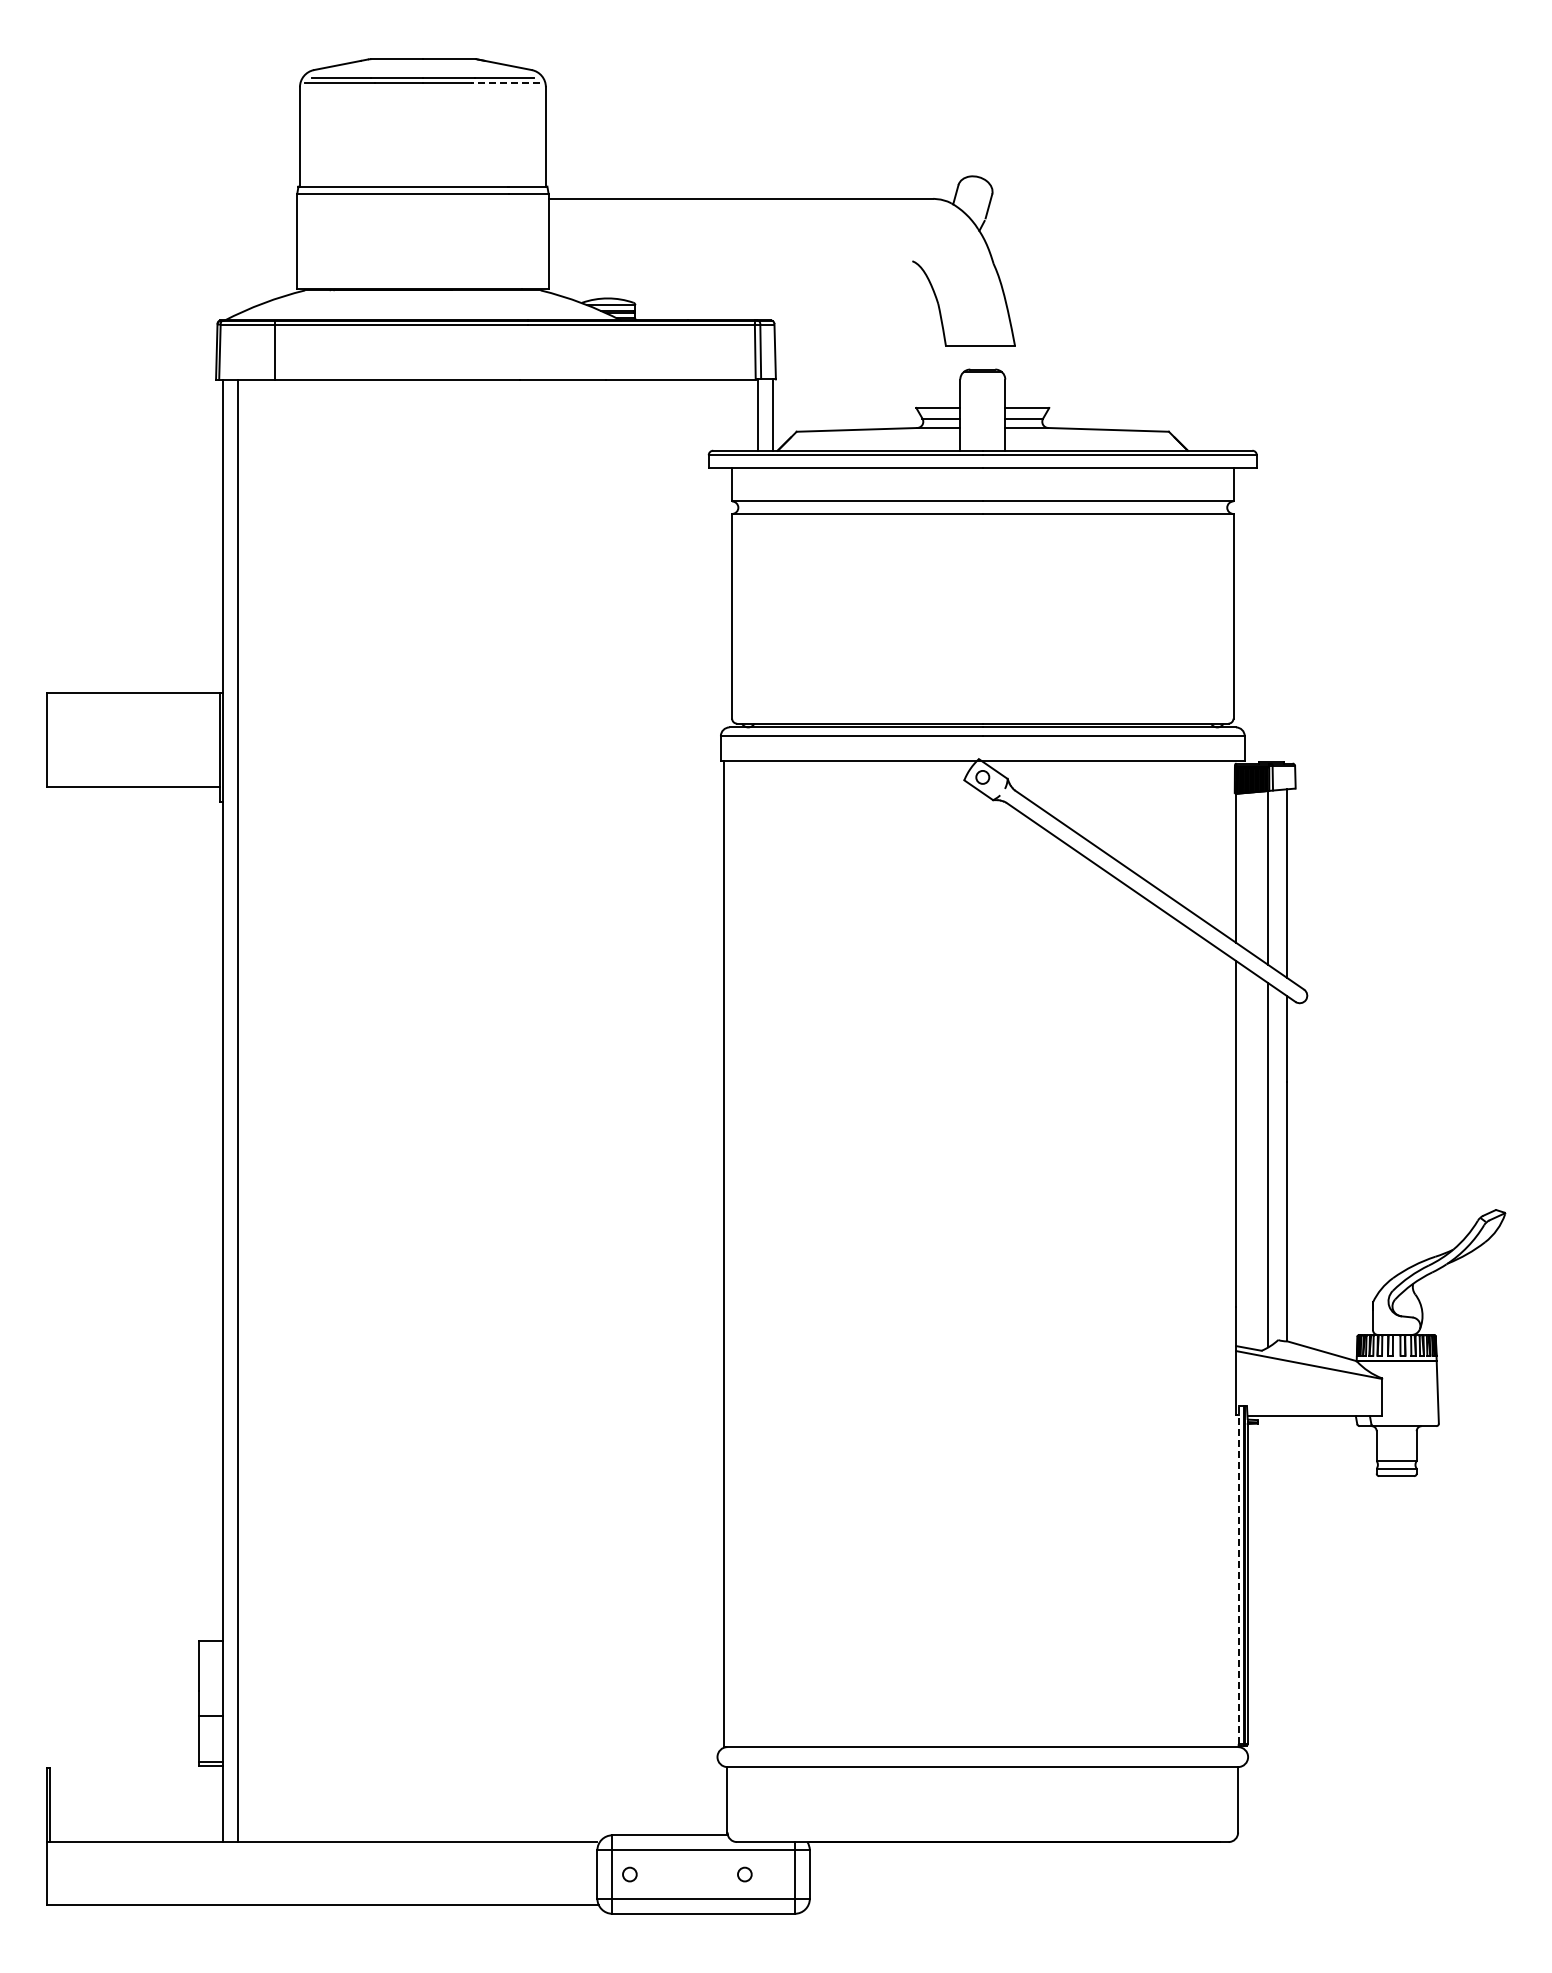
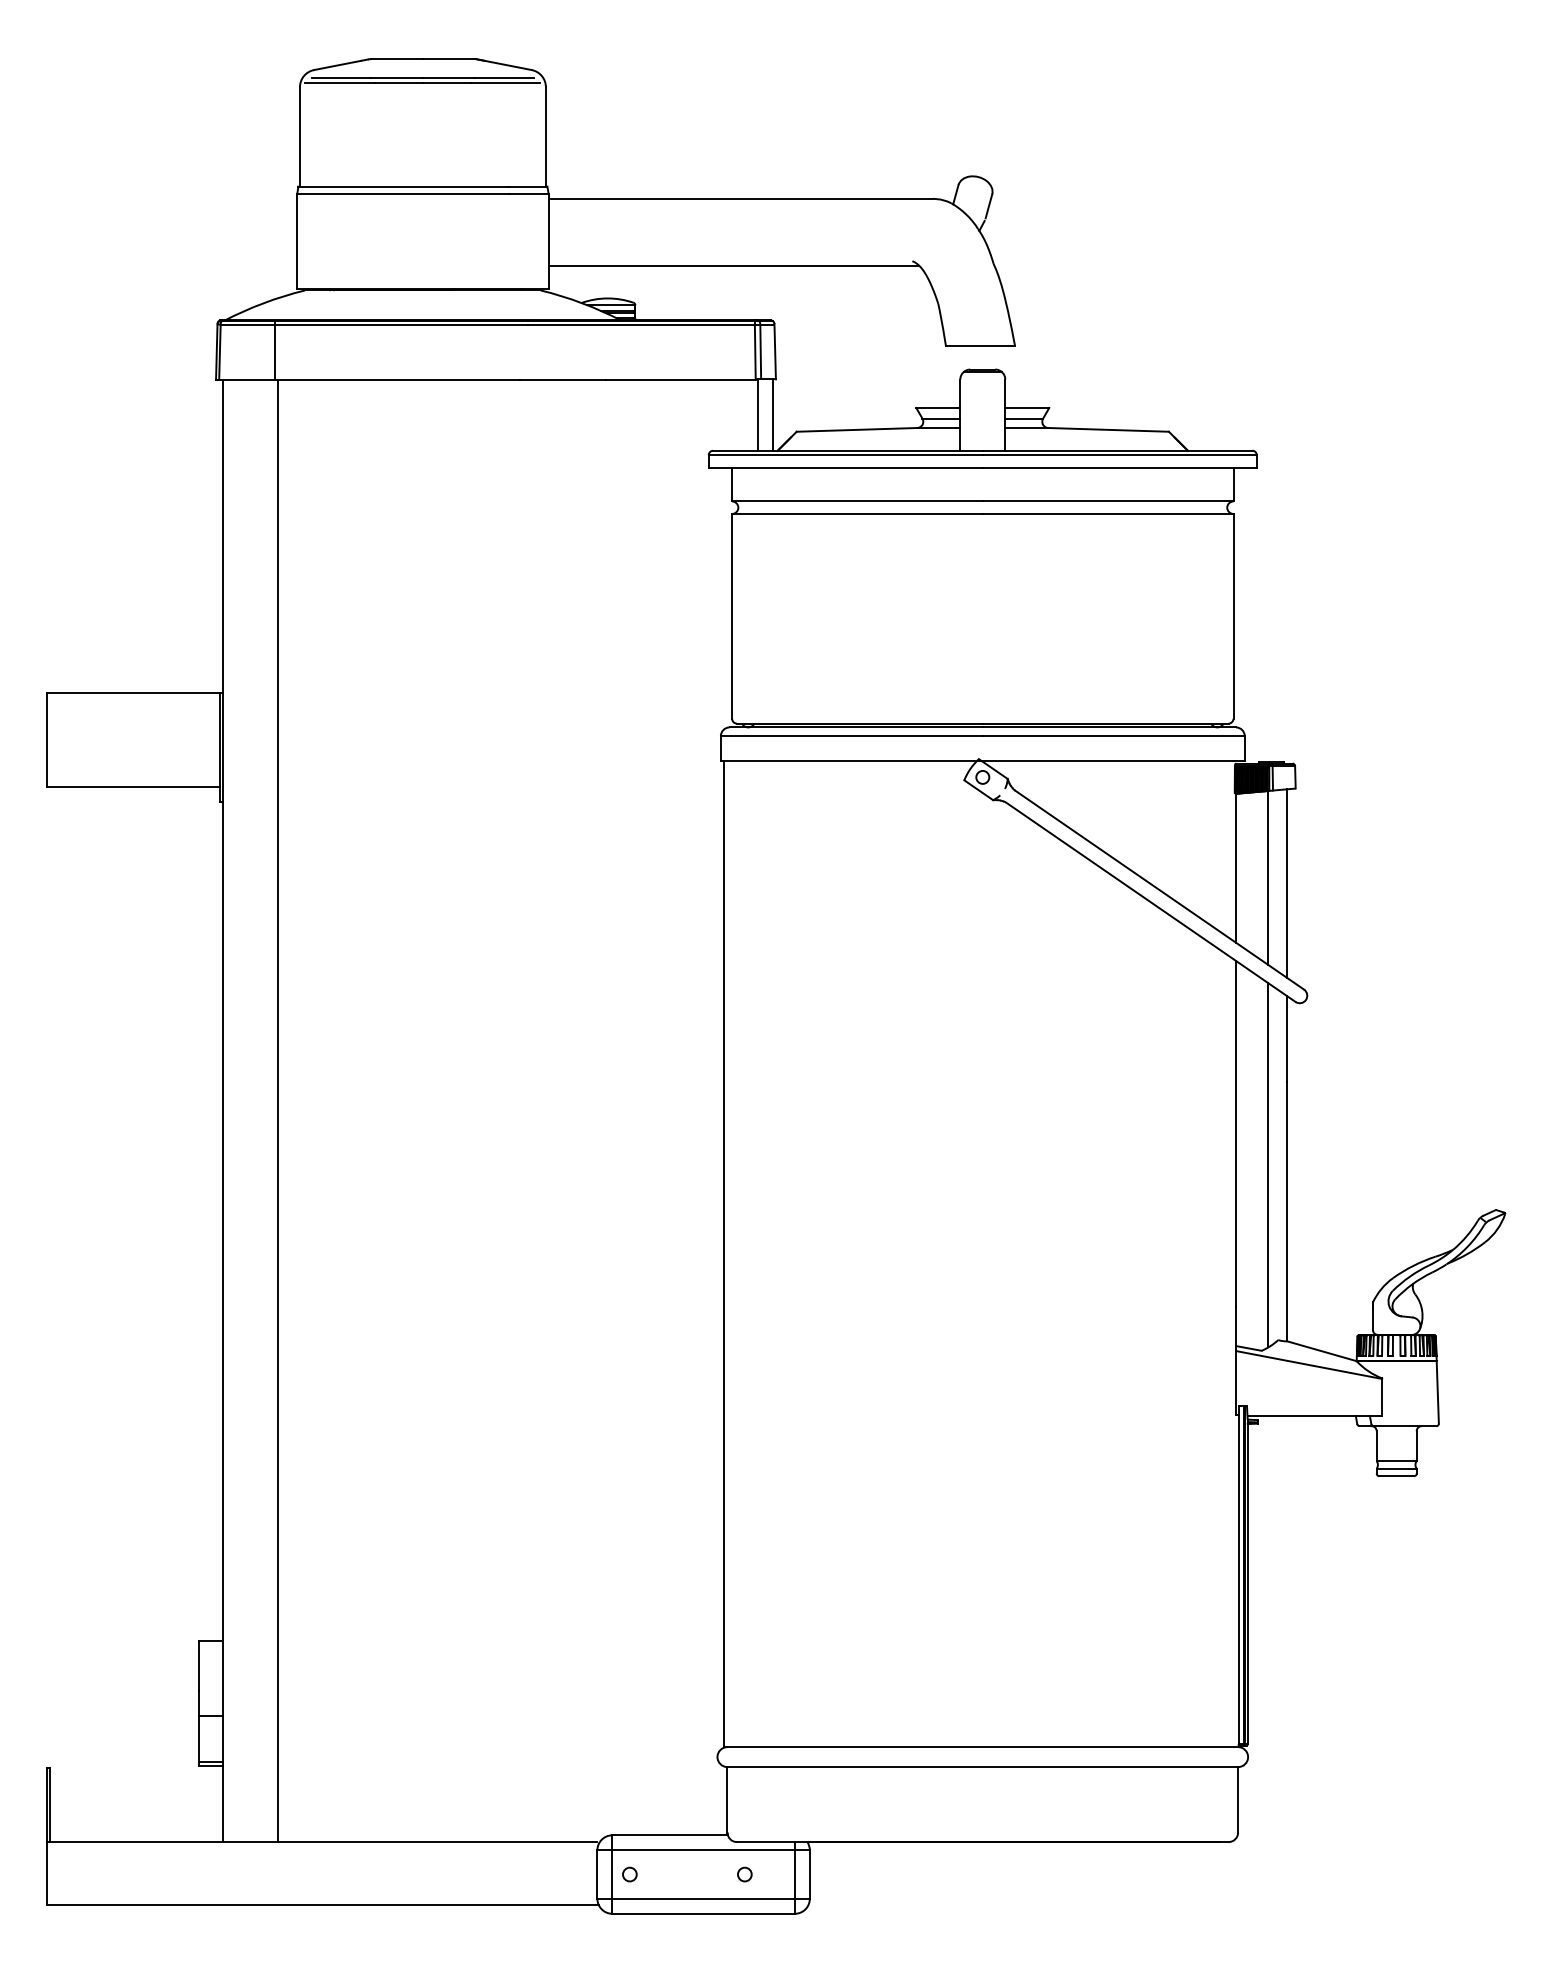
line: dashed -> solid (505, 83)
line: none -> present (733, 265)
line position: (237, 1110) -> (277, 1110) (277, 1110)
line: dashed -> solid (1238, 1574)
